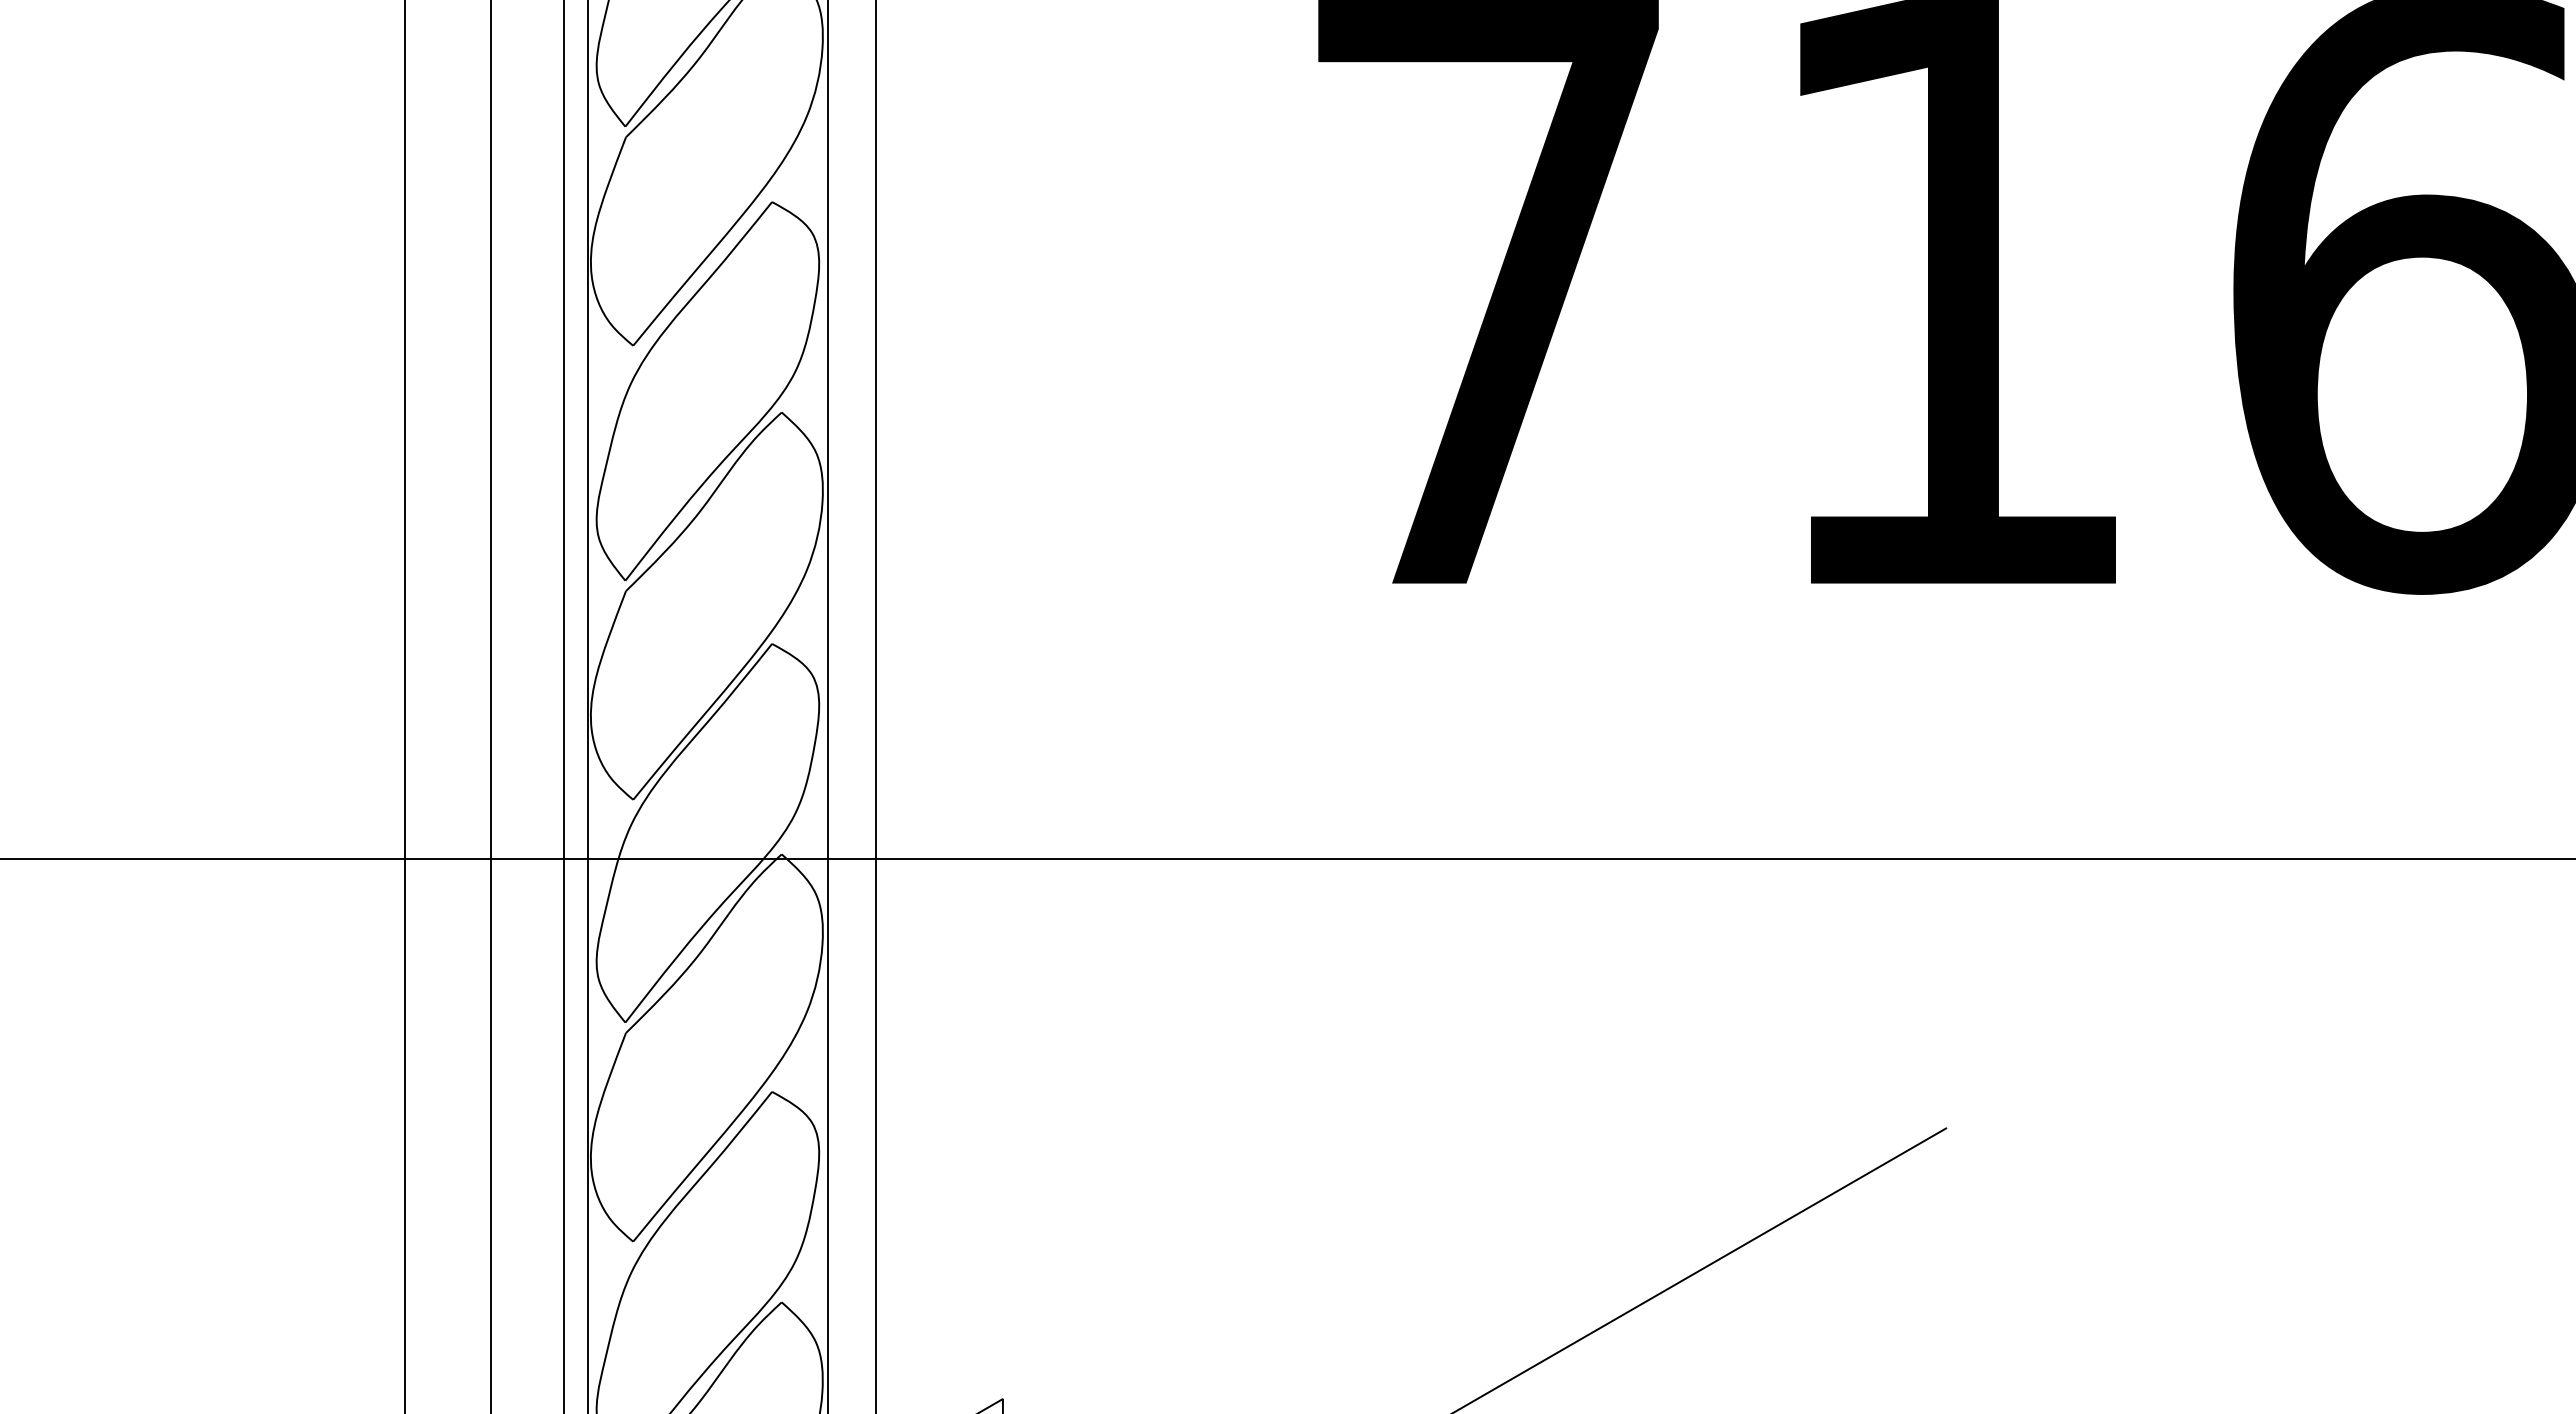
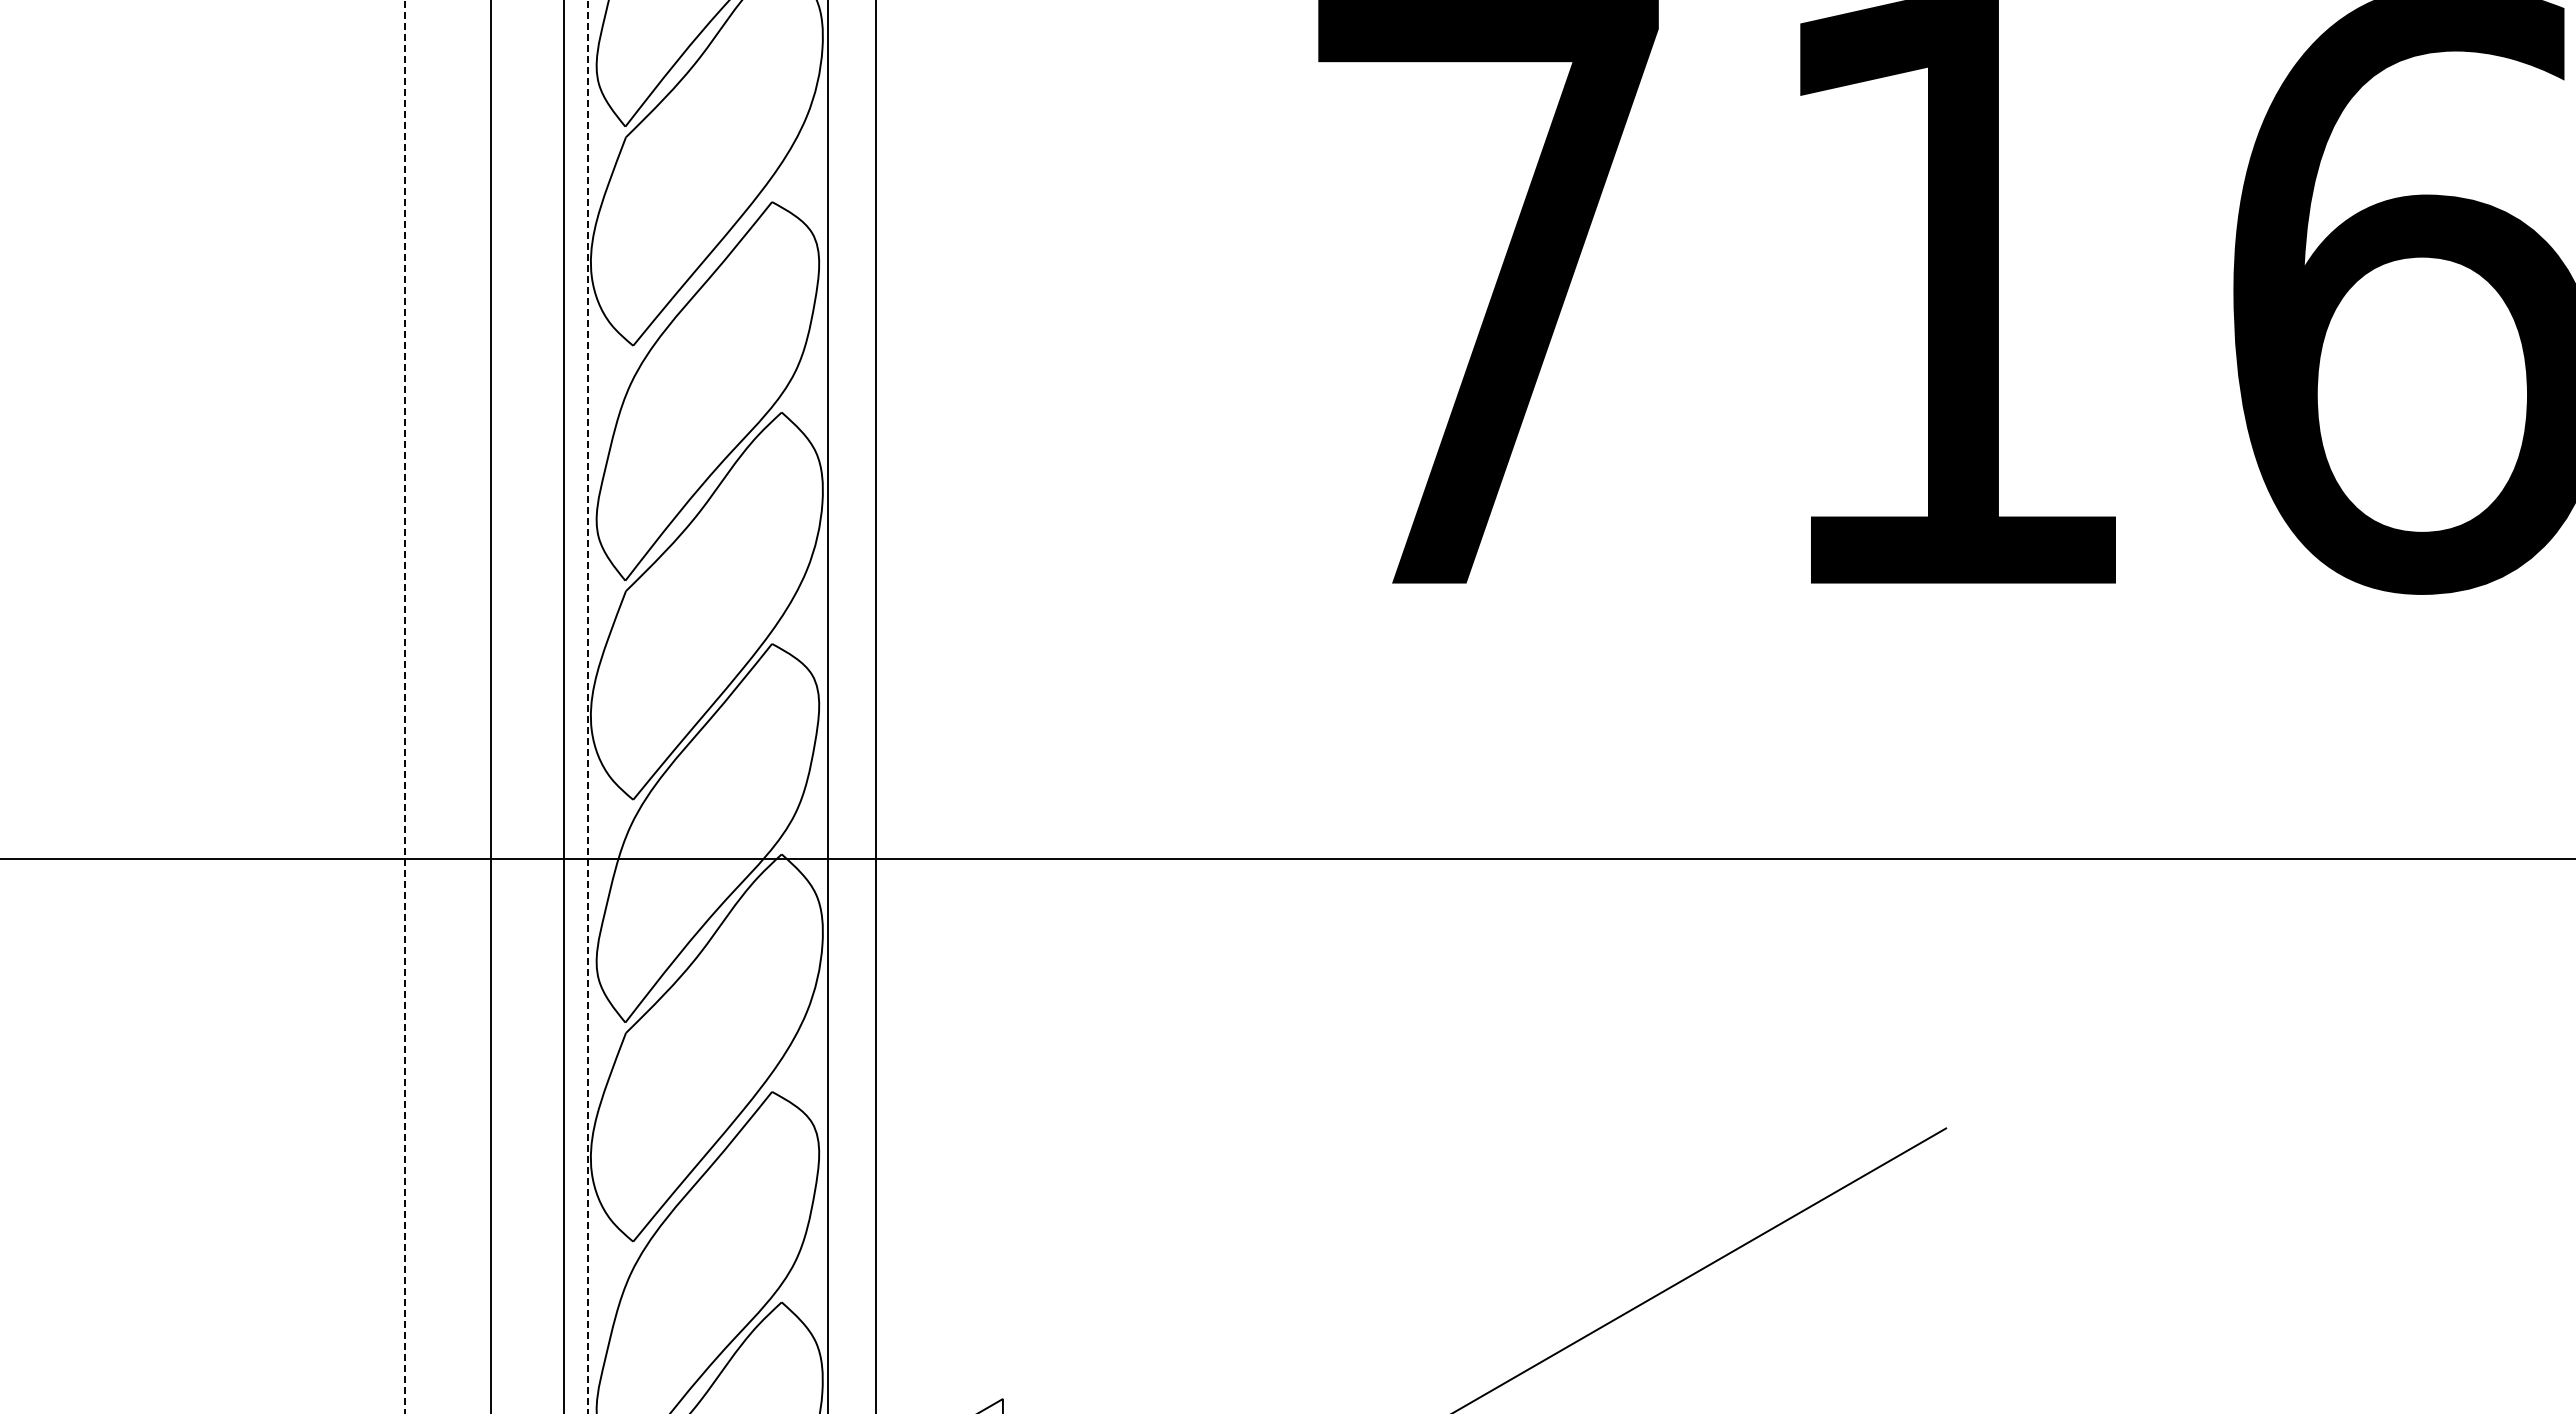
line: solid -> dashed (404, 707)
line: solid -> dashed (587, 707)
